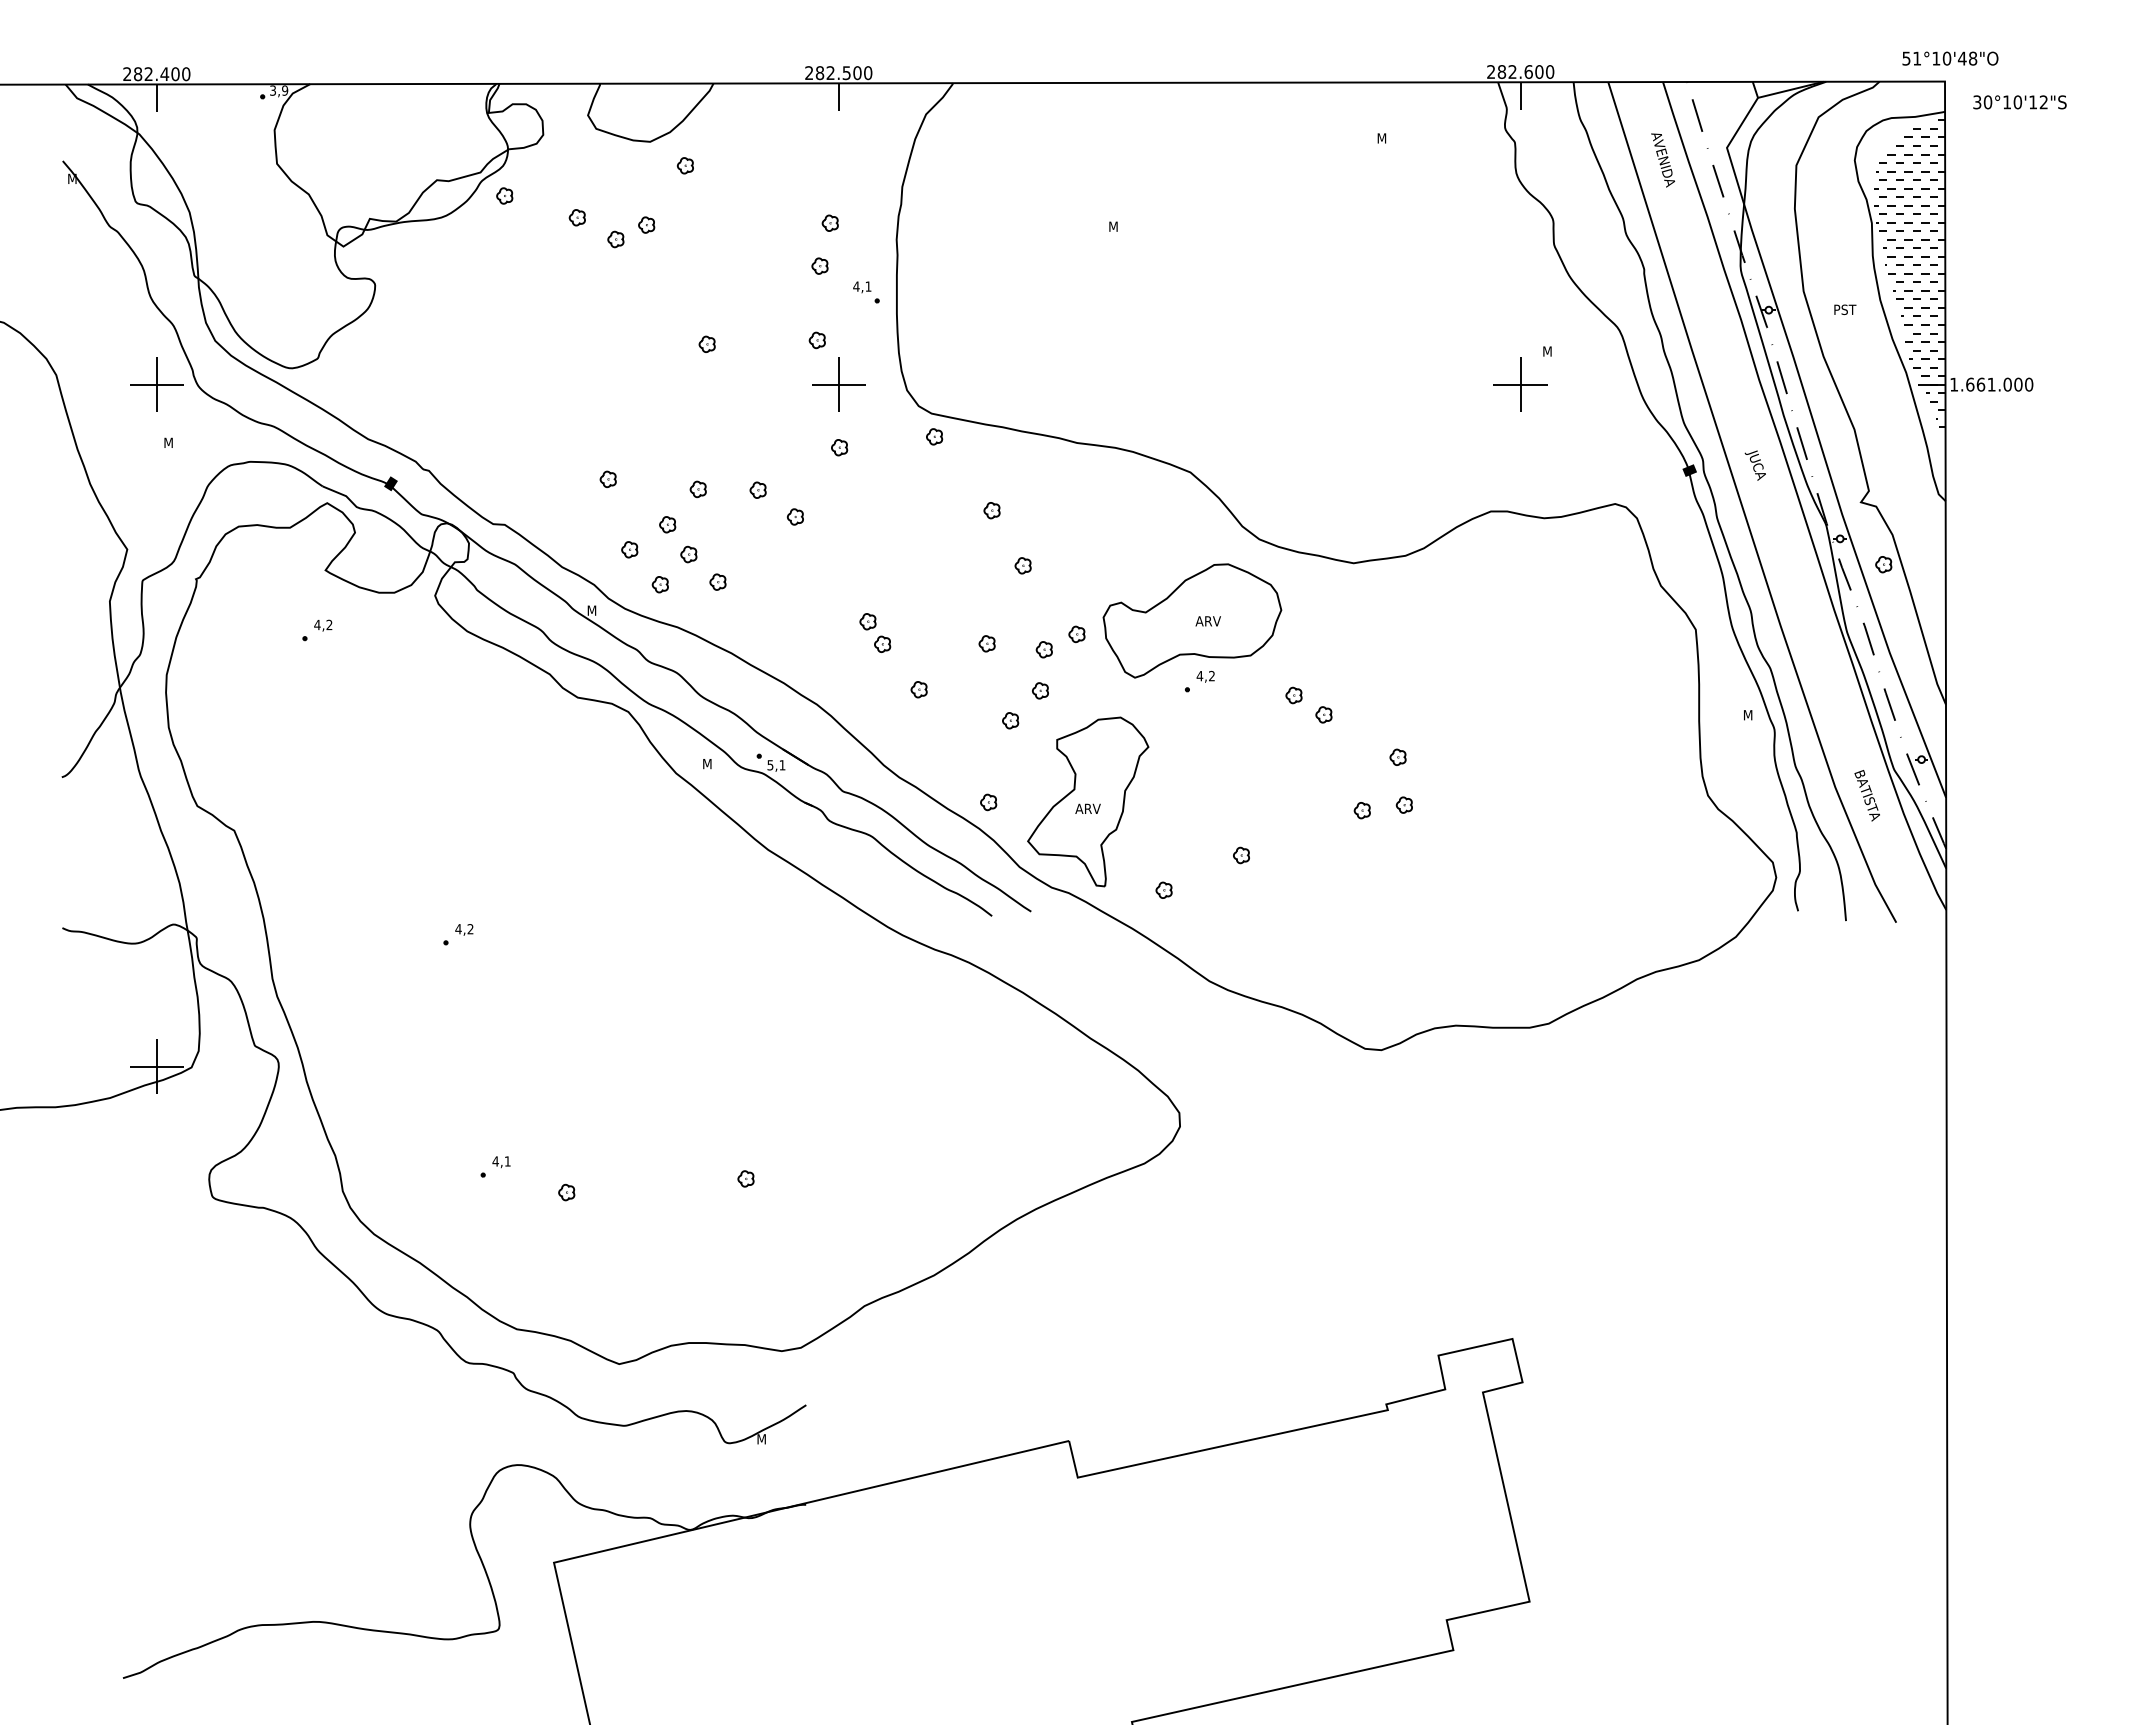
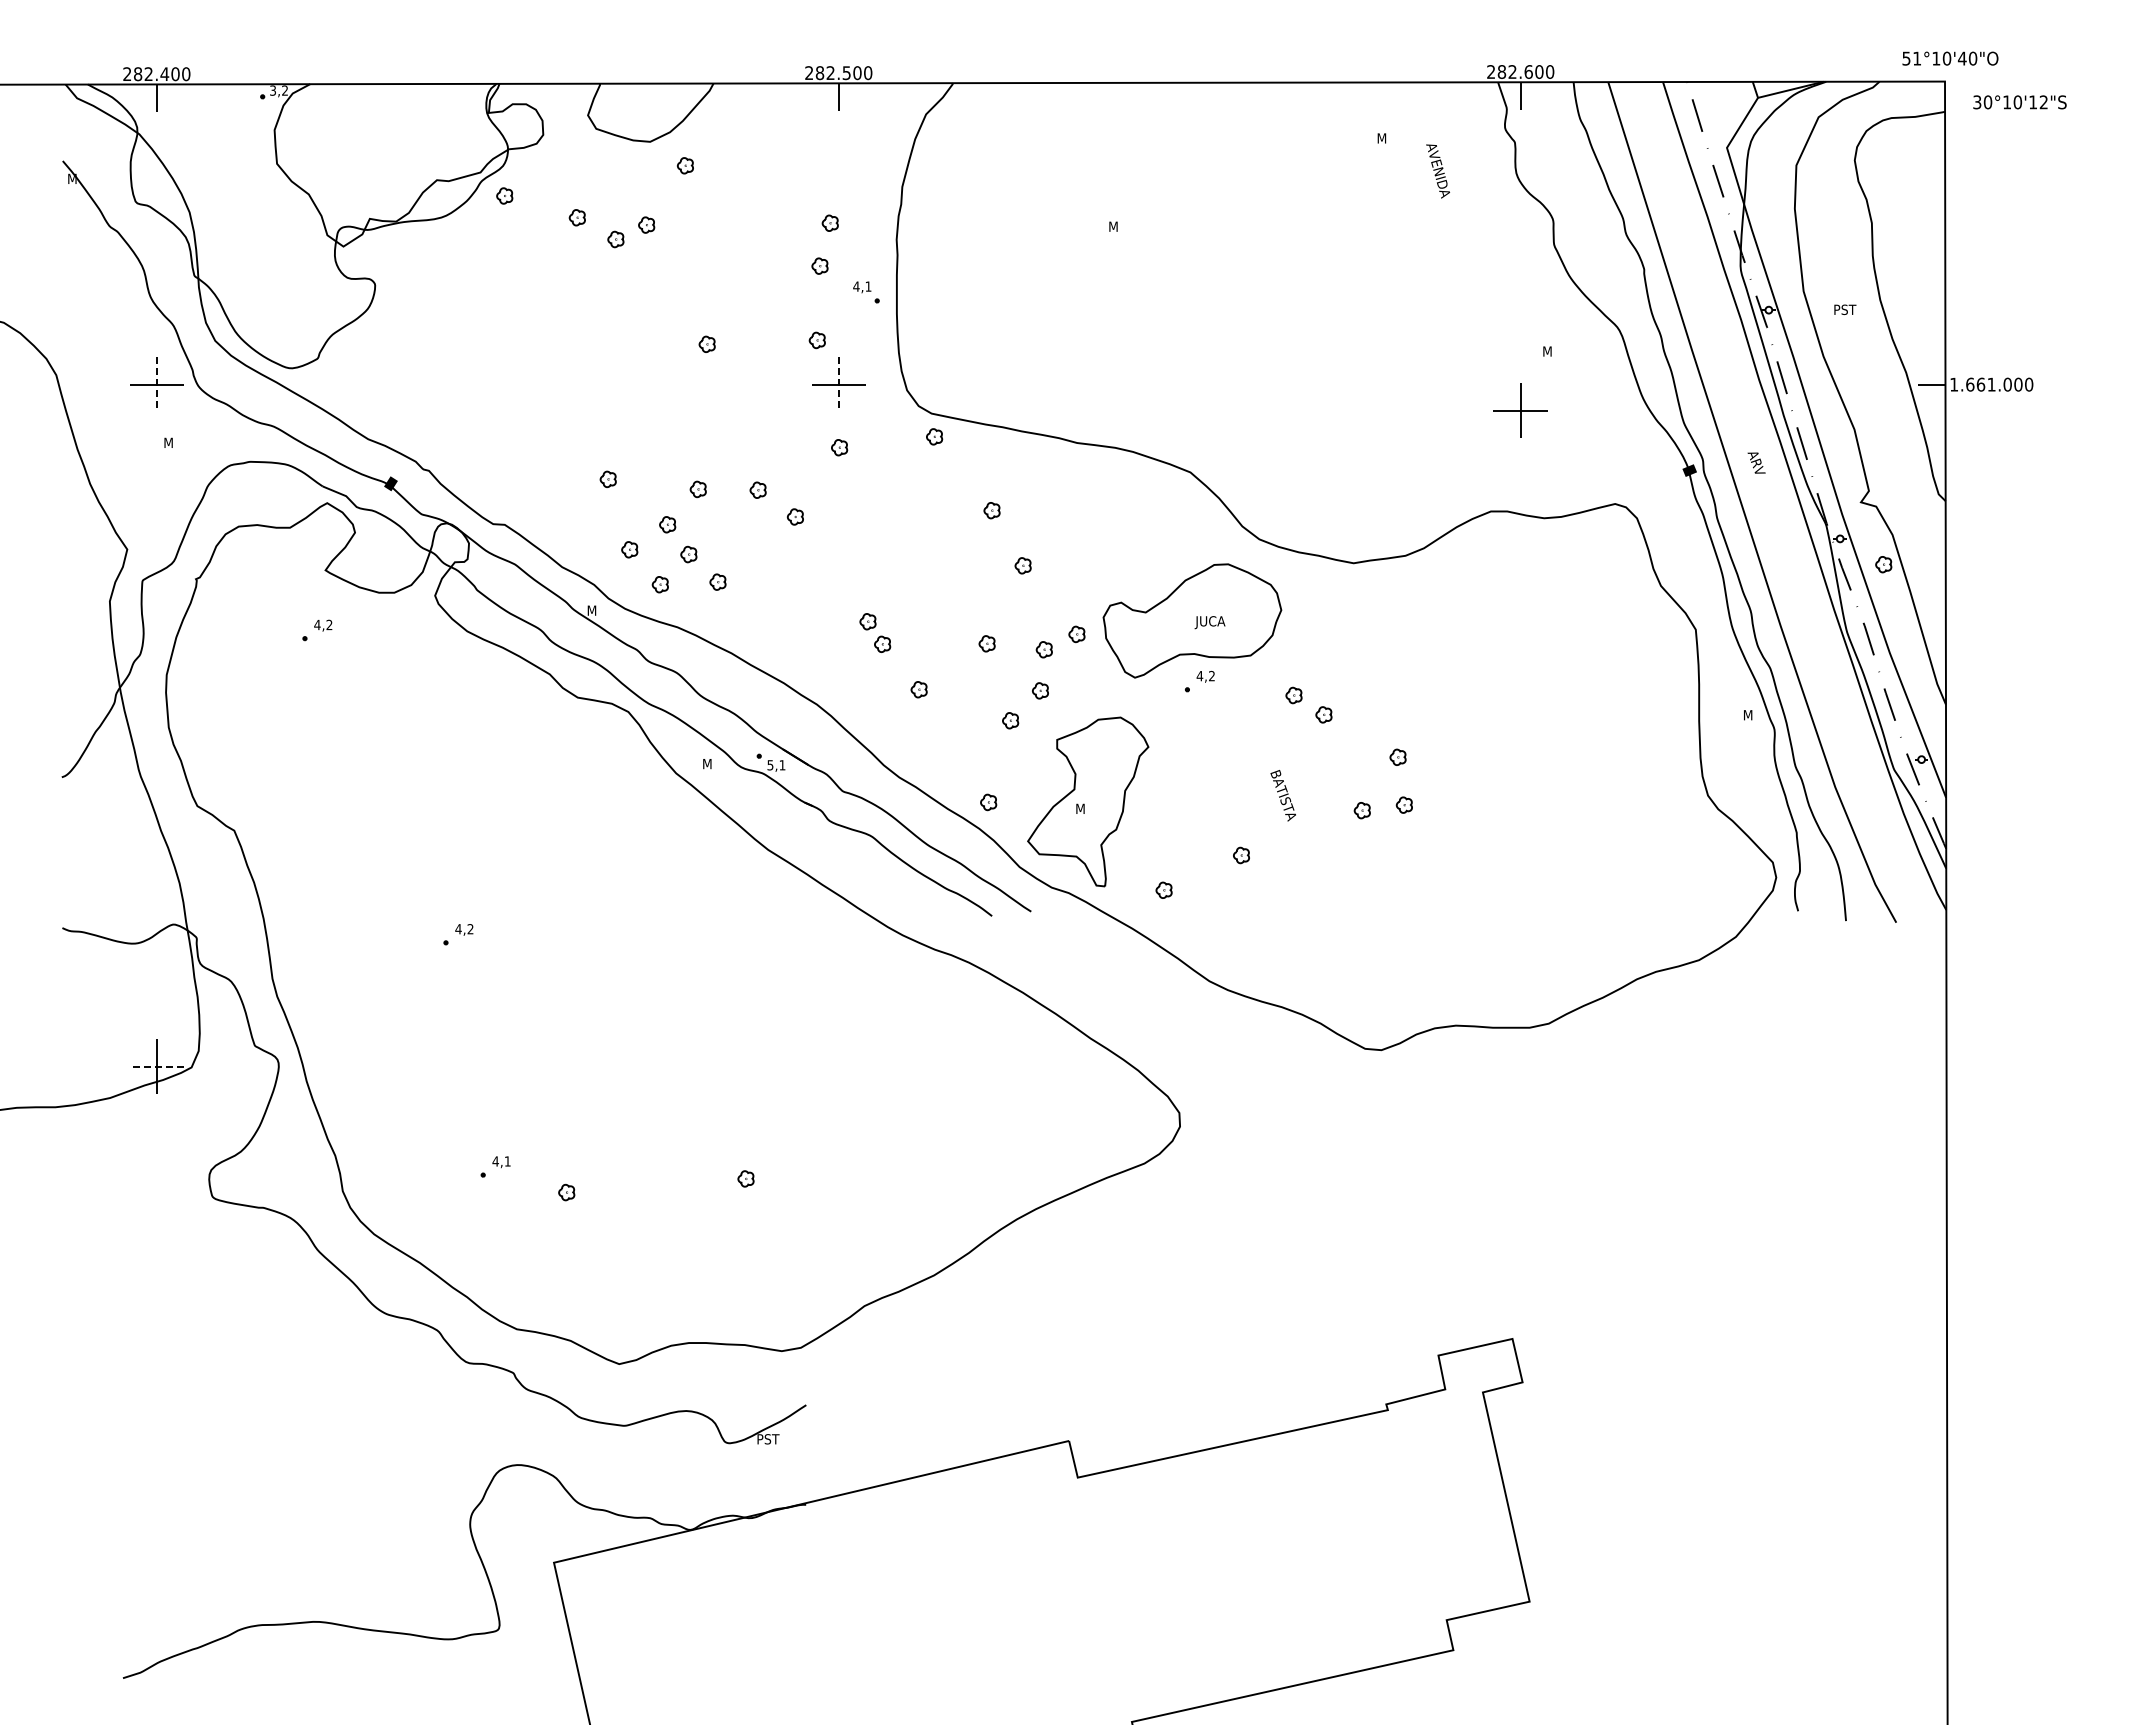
text: 51°10'48"O -> 51°10'40"O (1972, 58)
text: 3,9 -> 3,2 (285, 90)
text position: (1662, 160) -> (1437, 171) (1437, 171)
hatch: present -> none (1909, 282)
part position: (1520, 384) -> (1520, 410) (1520, 410)
line: solid -> dashed (156, 385)
line: solid -> dashed (838, 385)
text: JUCA -> ARV (1754, 465)
text: ARV -> JUCA (1209, 622)
text position: (1866, 795) -> (1282, 795) (1282, 795)
text: ARV -> M (1087, 808)
line: solid -> dashed (156, 1066)
text: M -> PST (768, 1439)
